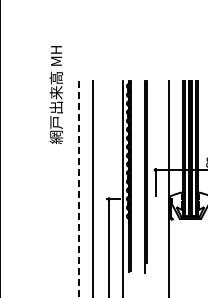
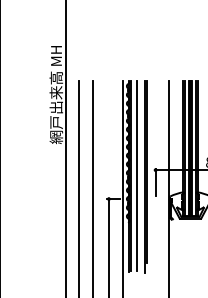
line: none -> present (65, 148)
line: none -> present (136, 175)
line: dashed -> solid (78, 190)
